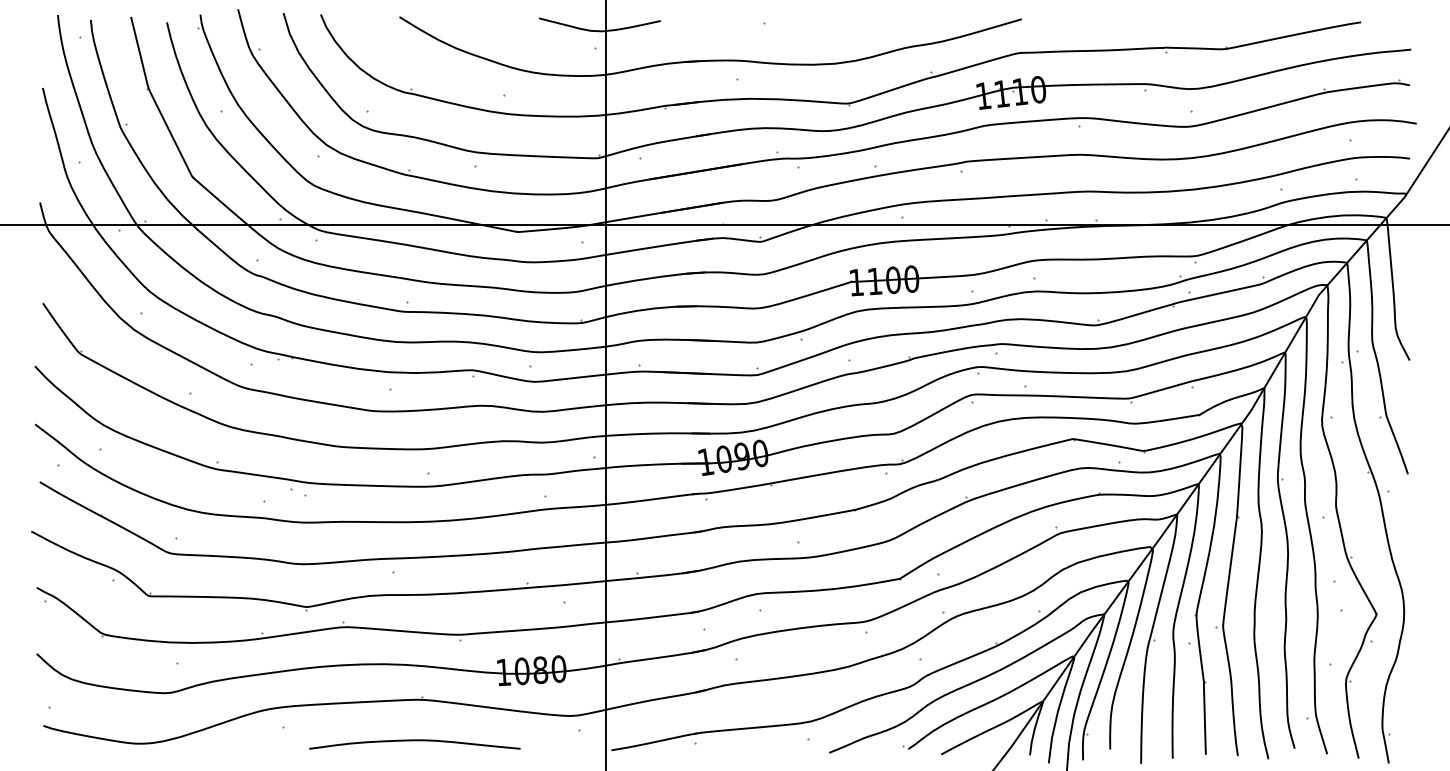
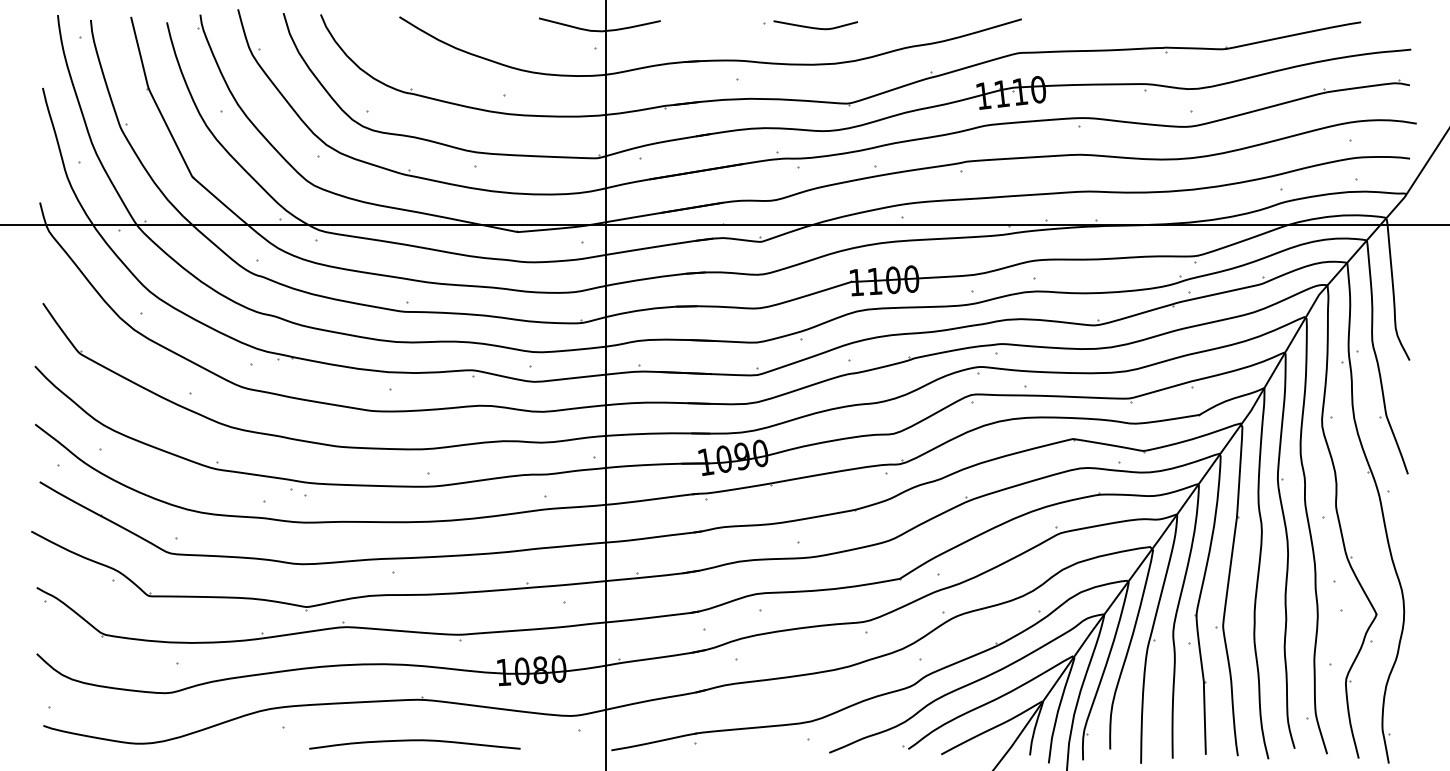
curve: none -> present (815, 27)
